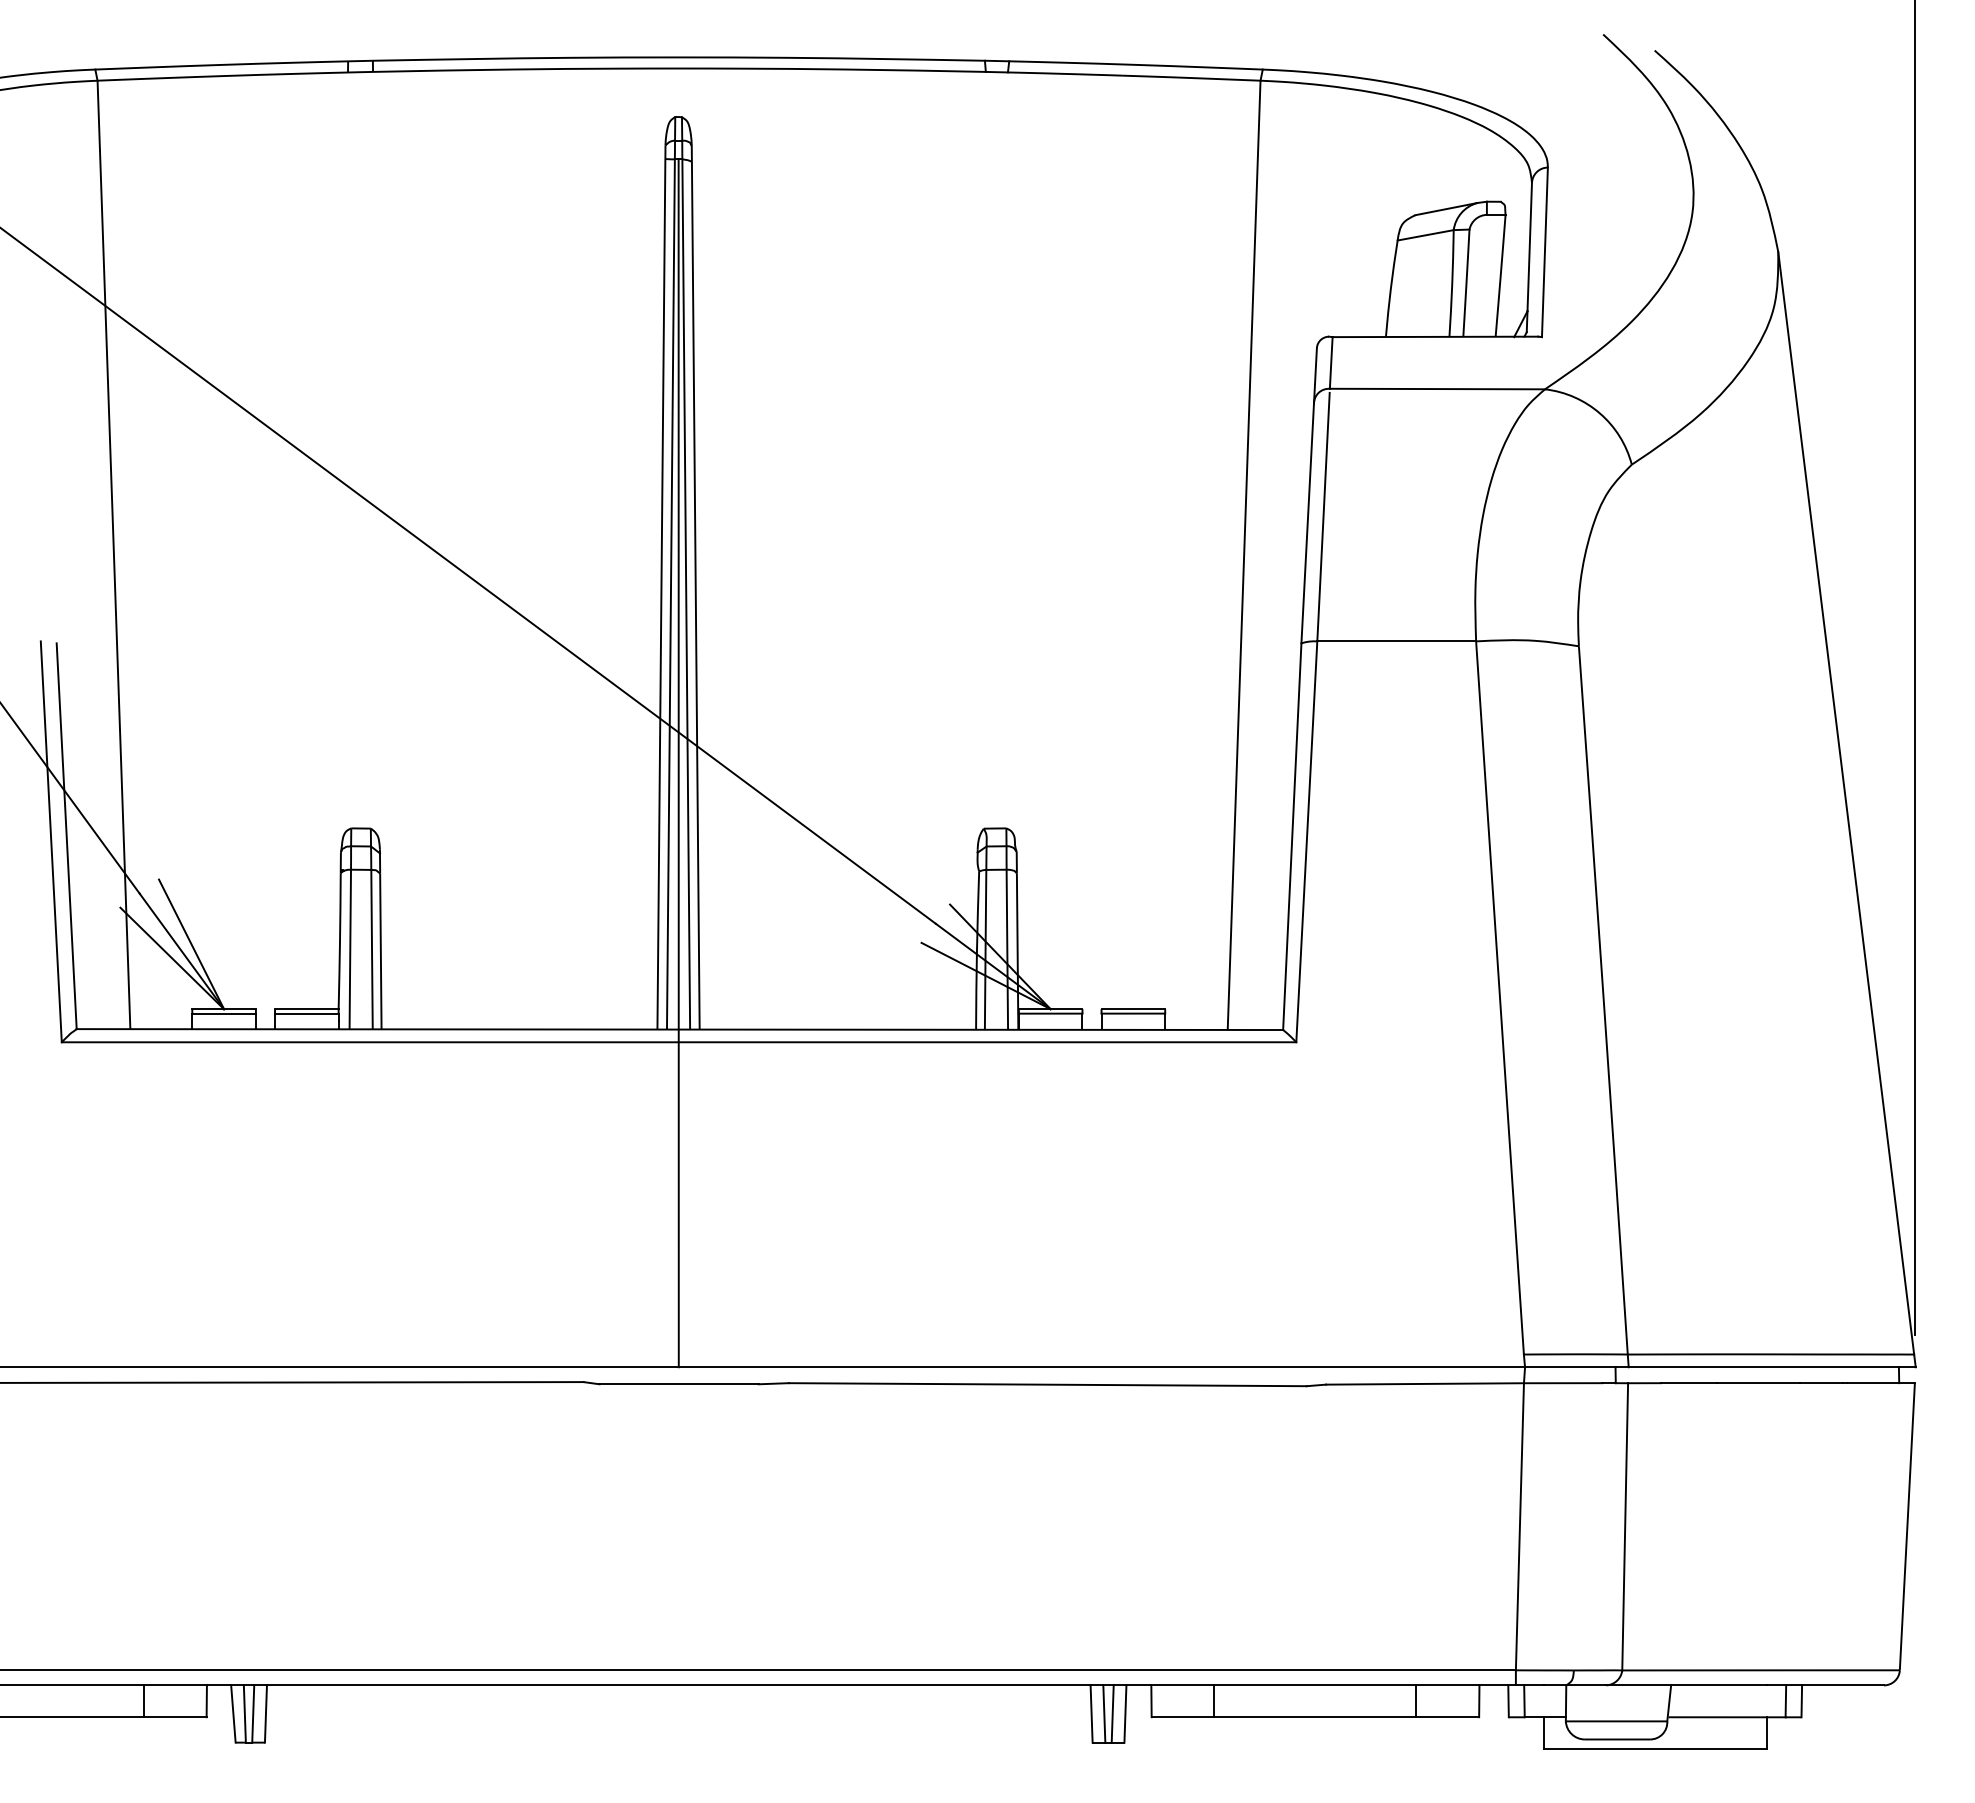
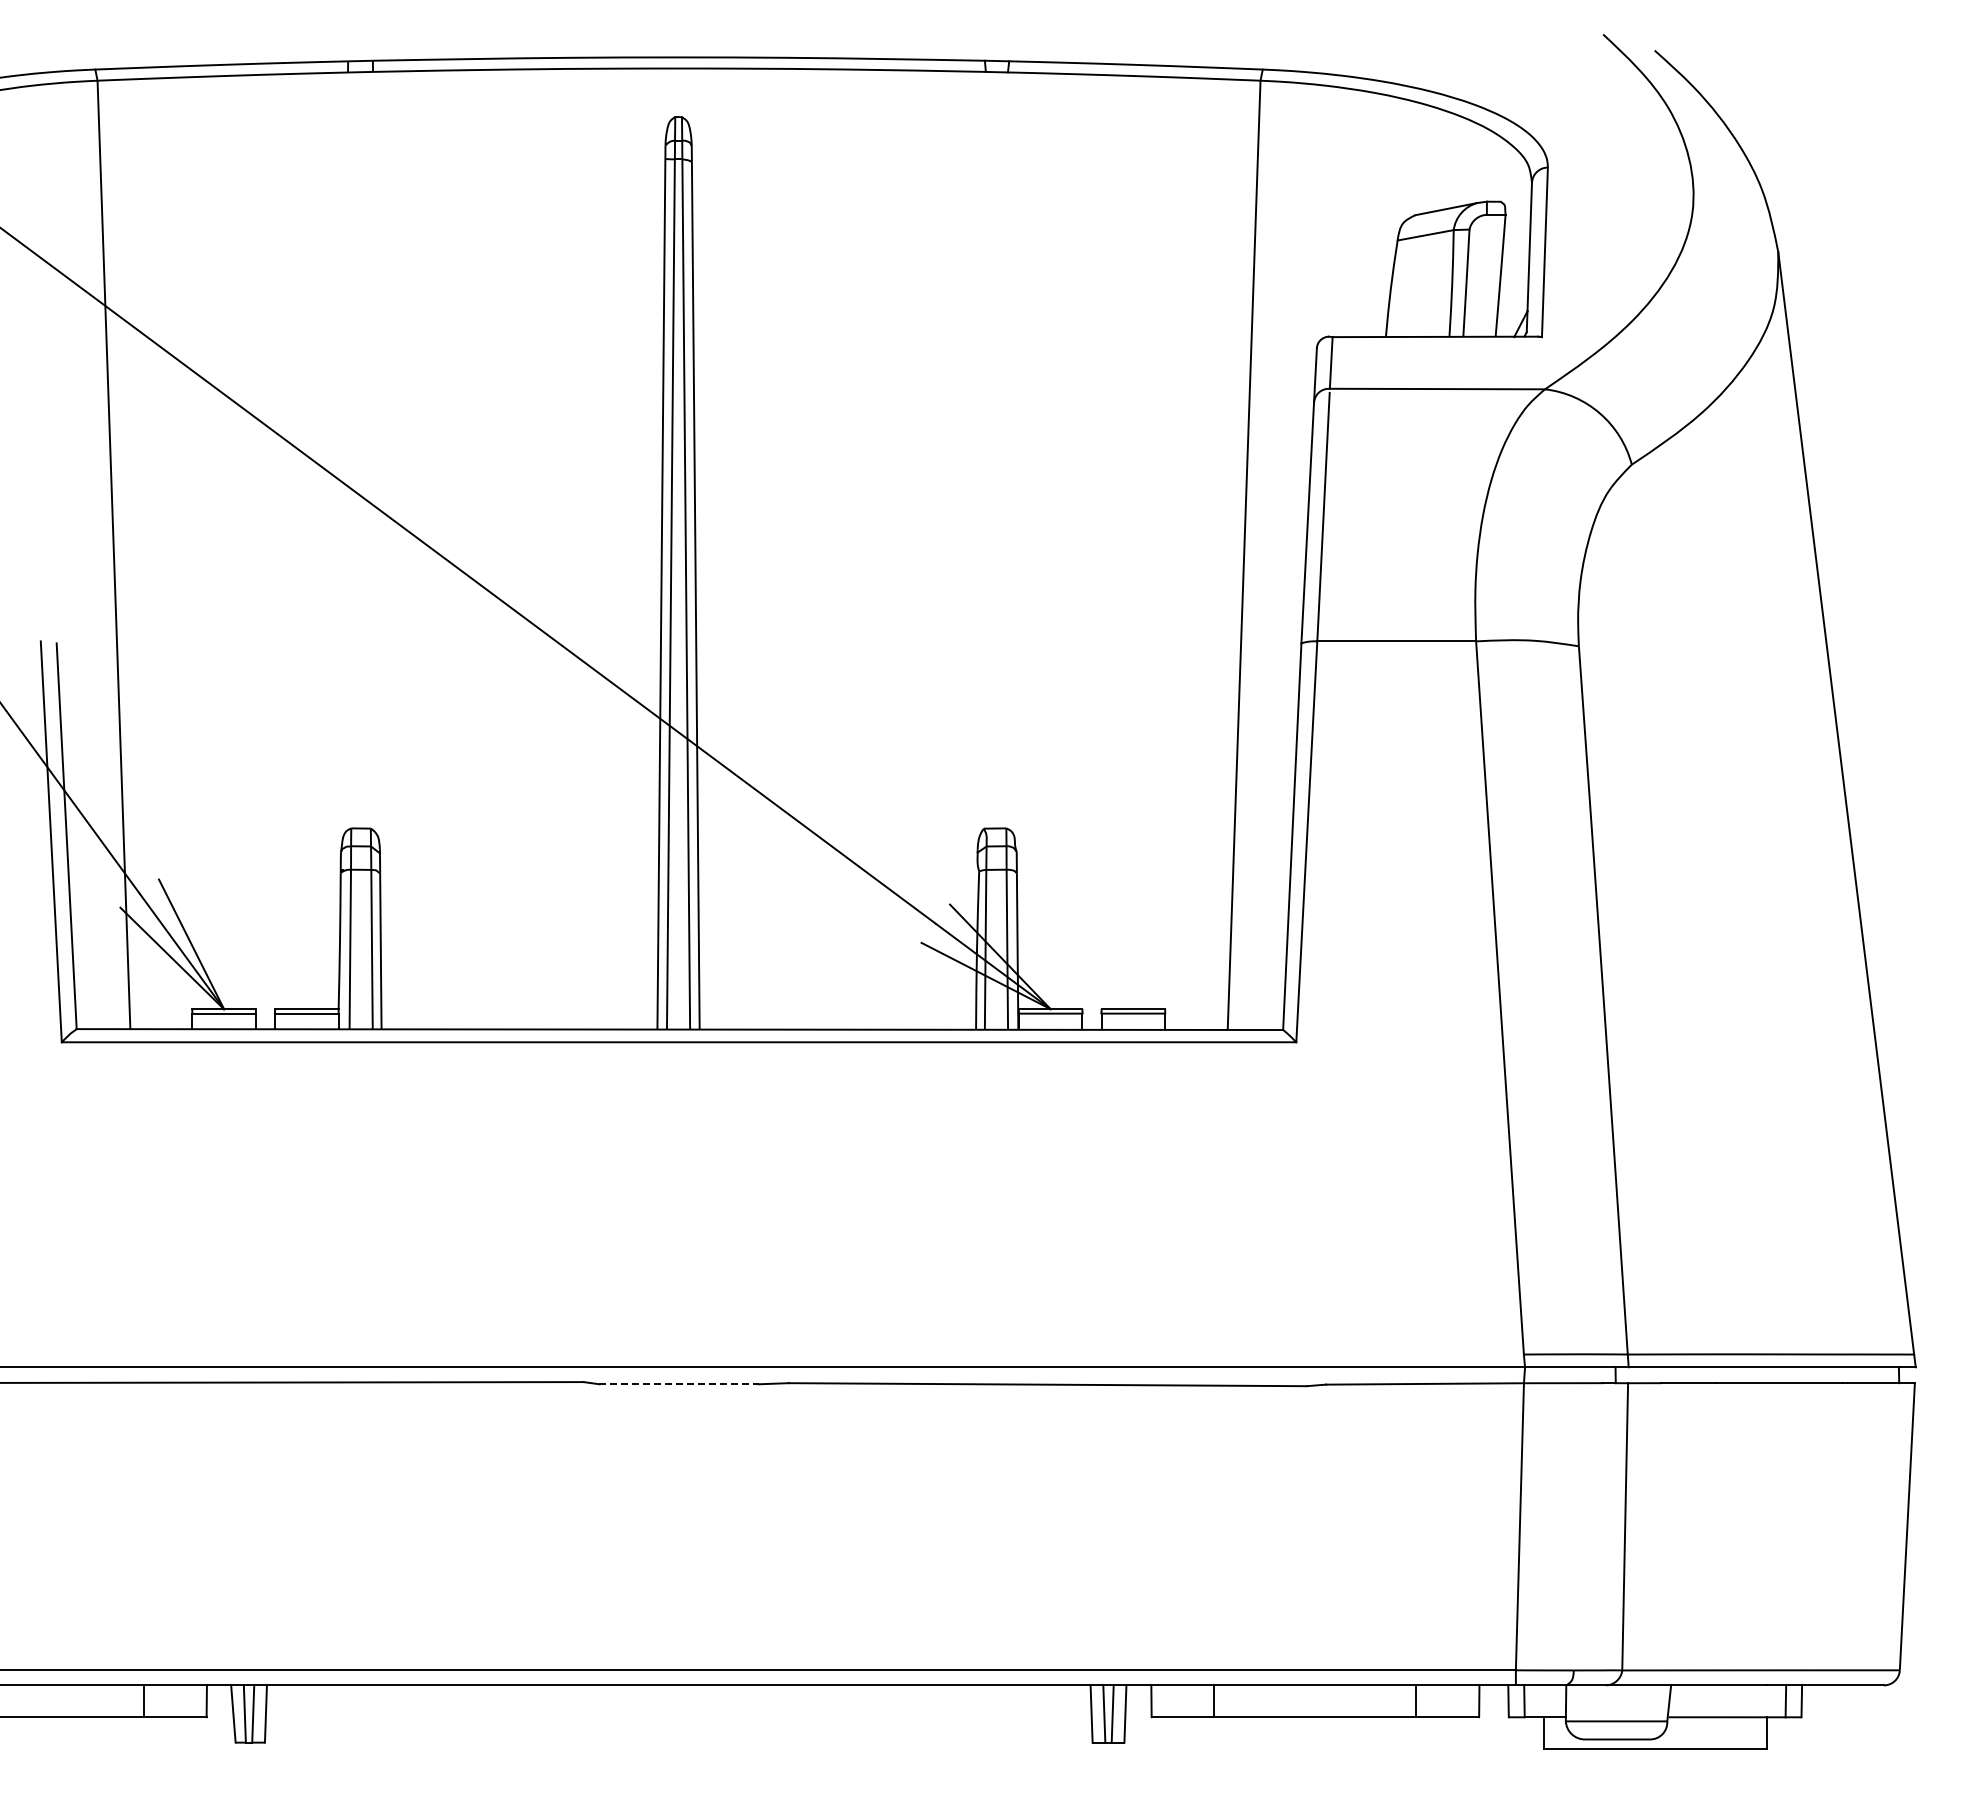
line: present -> none (1914, 668)
line: present -> none (678, 763)
line: solid -> dashed (679, 1384)
